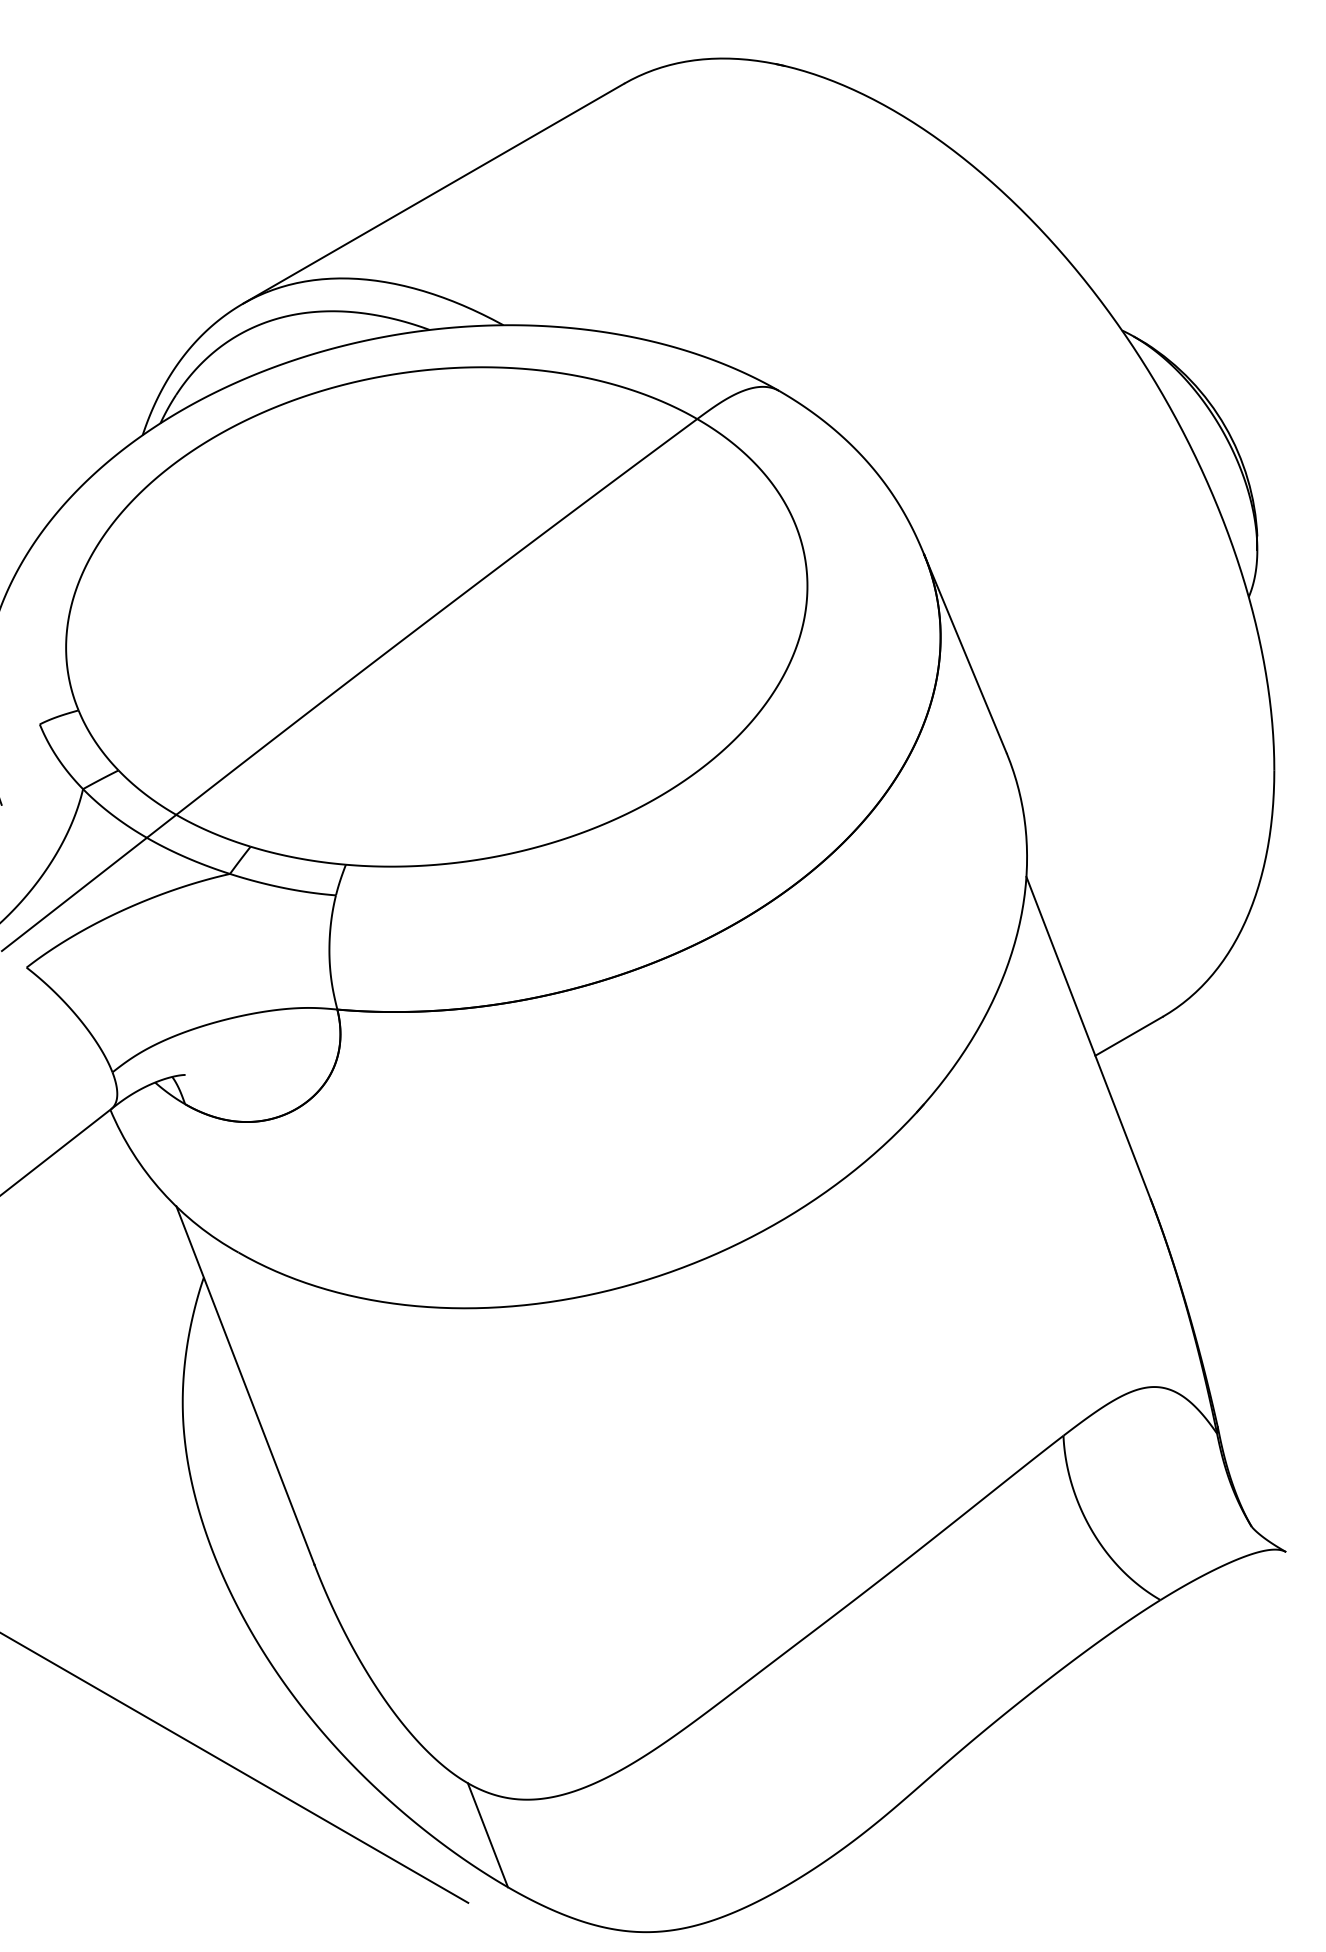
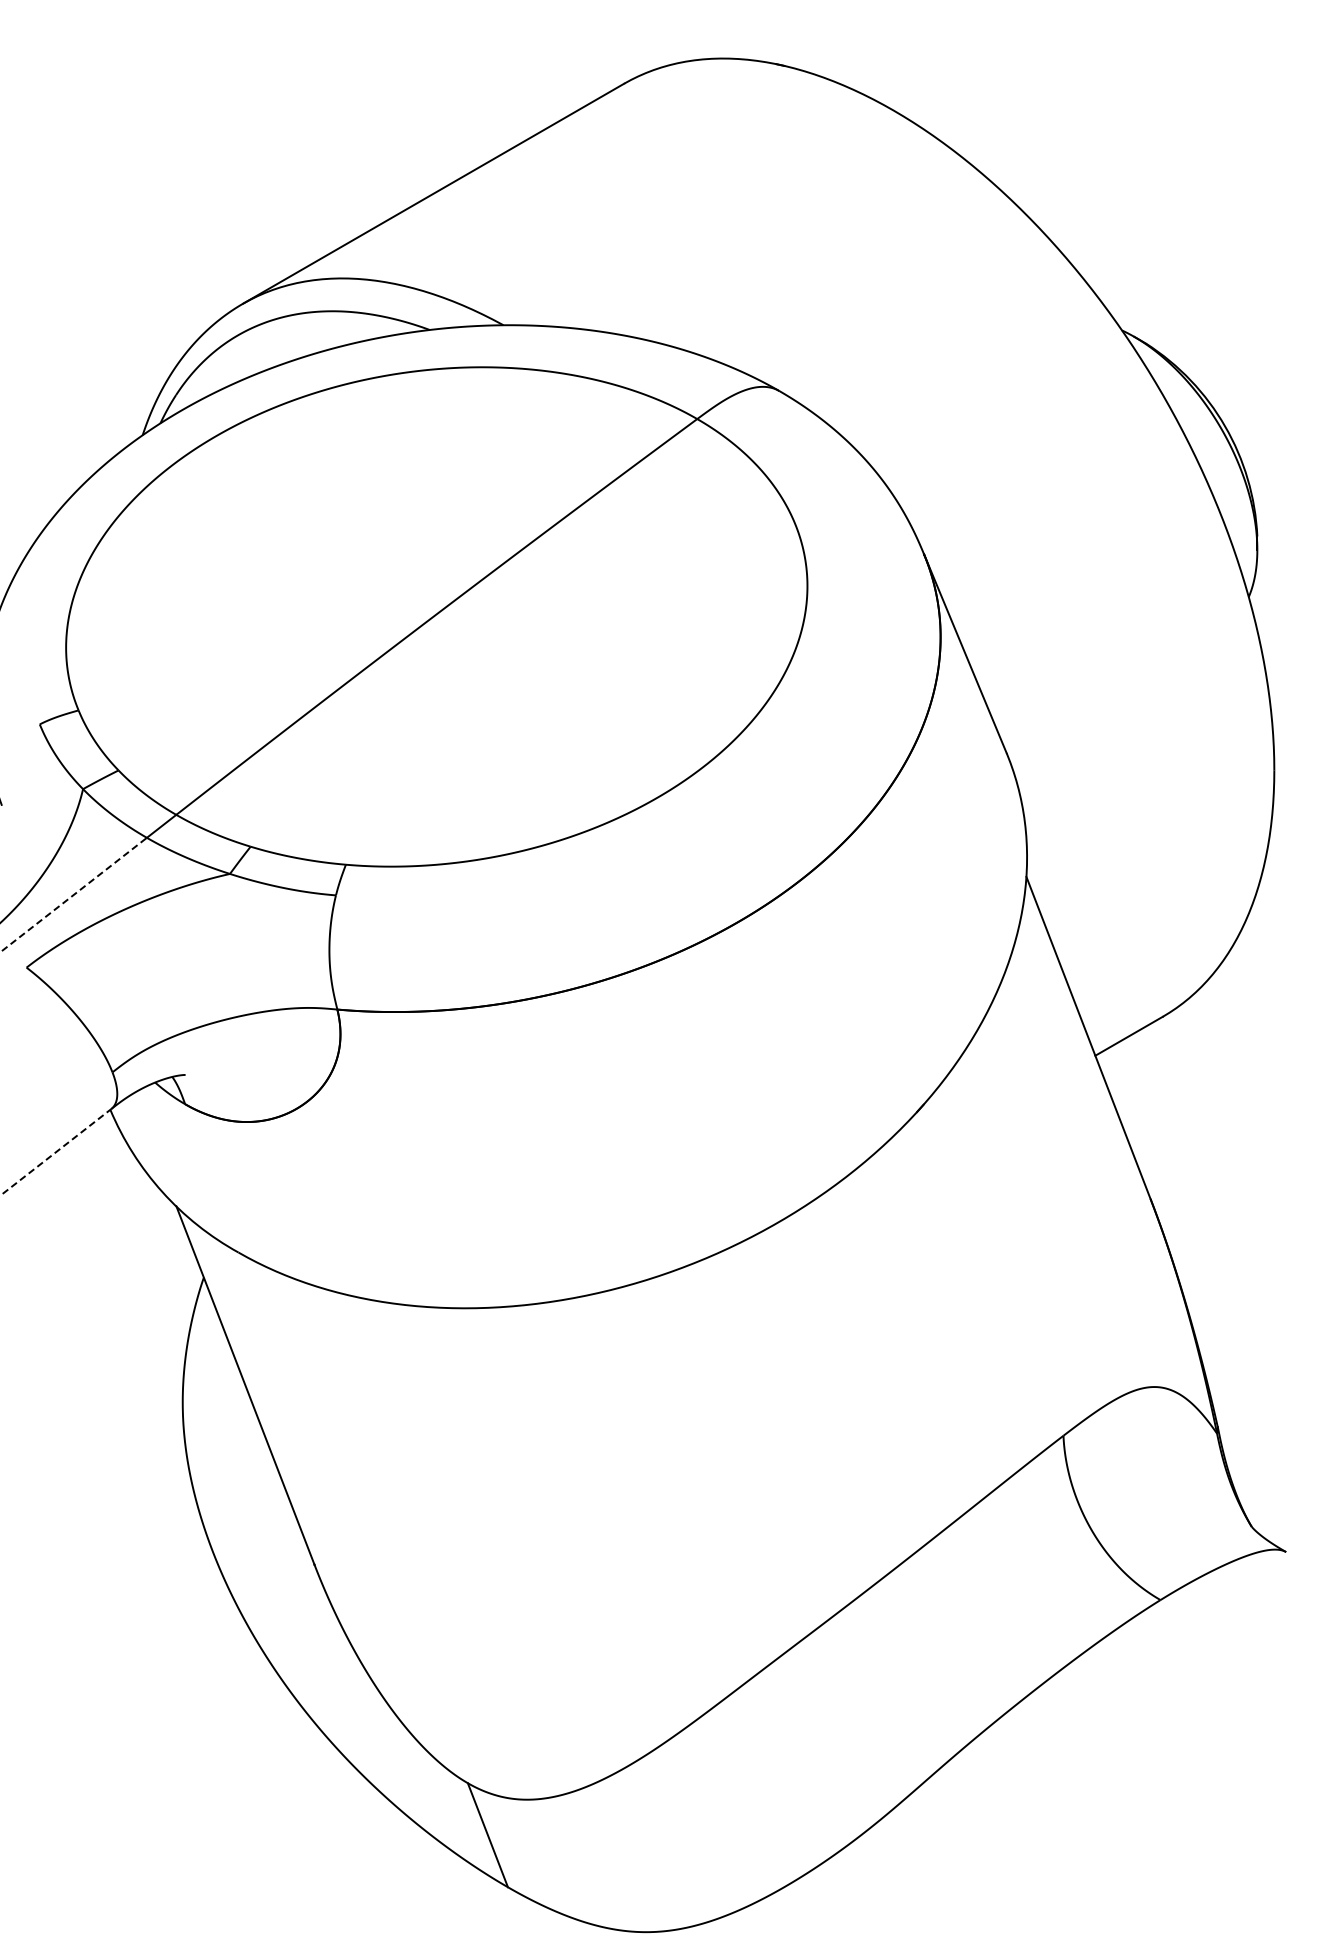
line: solid -> dashed (74, 894)
line: solid -> dashed (56, 1152)
line: present -> none (235, 1767)
